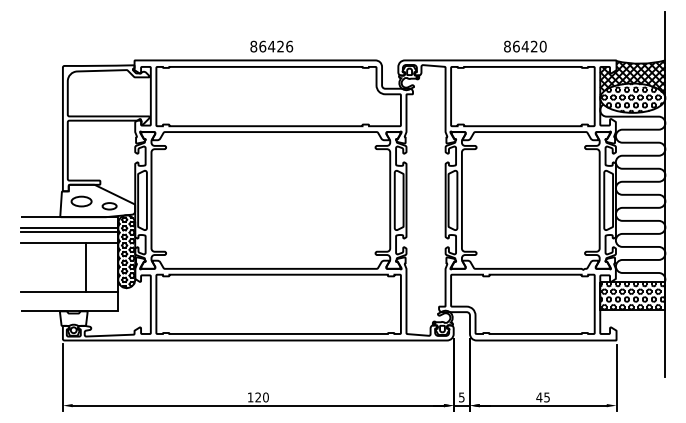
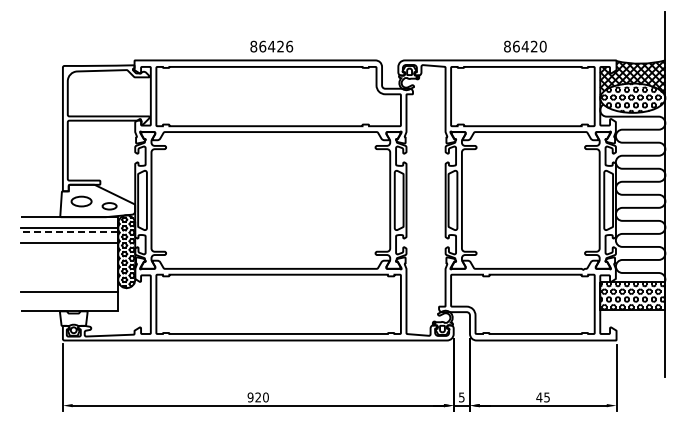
line: solid -> dashed (69, 232)
line: present -> none (85, 266)
text: 120 -> 920 (250, 397)
